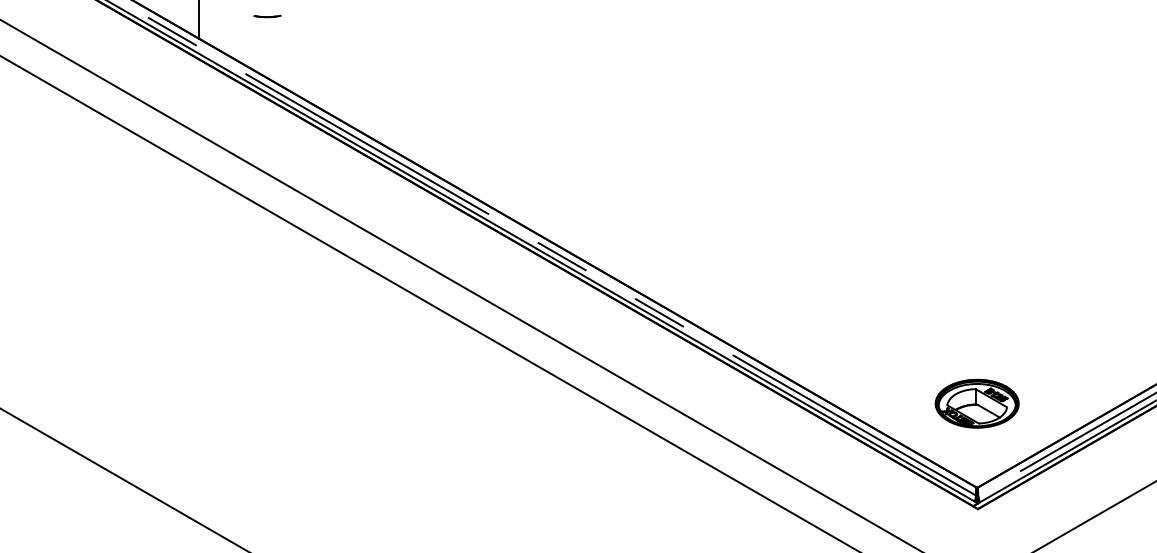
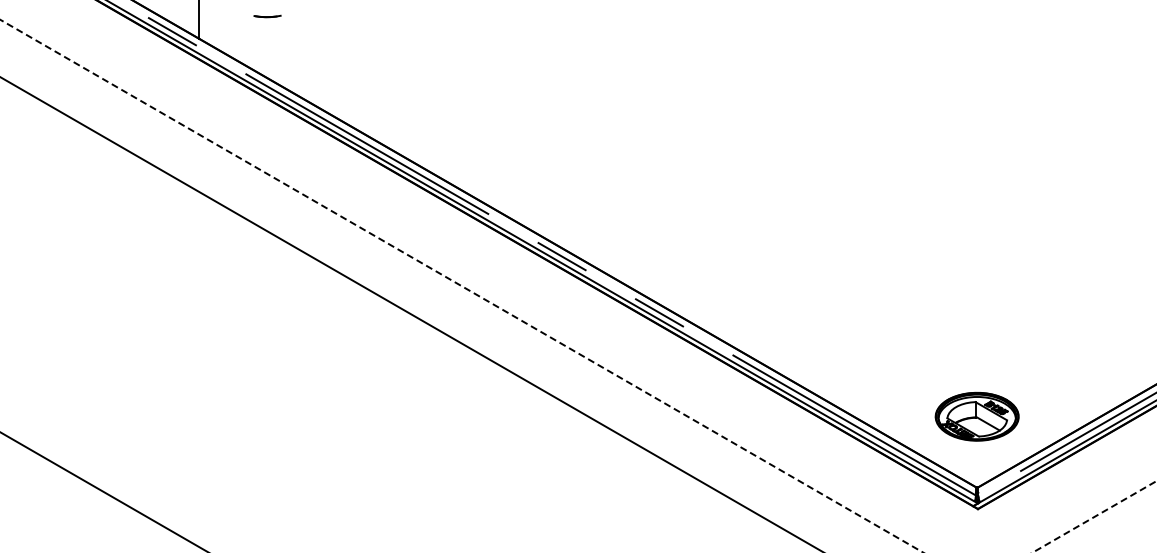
line: solid -> dashed (462, 286)
line position: (428, 303) -> (410, 313) (410, 313)
part position: (976, 403) -> (976, 416) (976, 416)
line position: (123, 479) -> (103, 491) (103, 491)
line: solid -> dashed (1094, 516)
